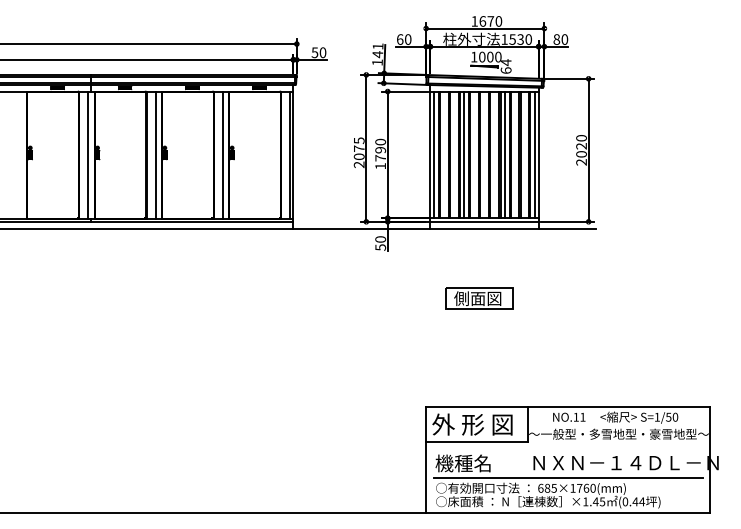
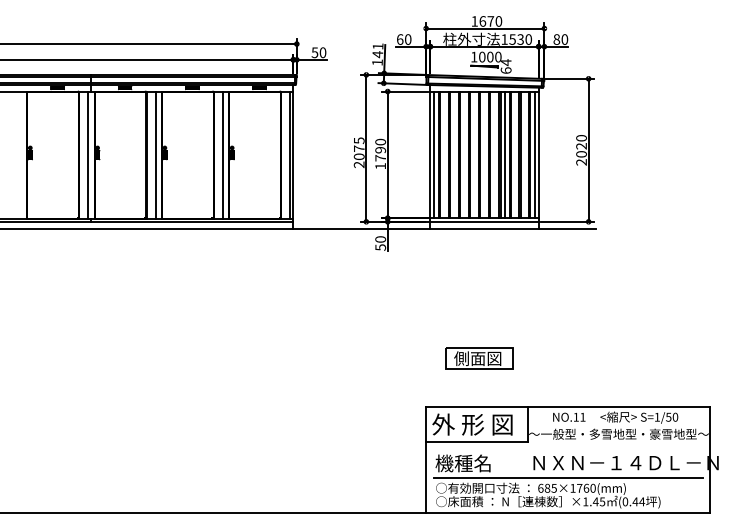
line: present -> none (464, 154)
part position: (479, 298) -> (479, 358) (479, 358)
